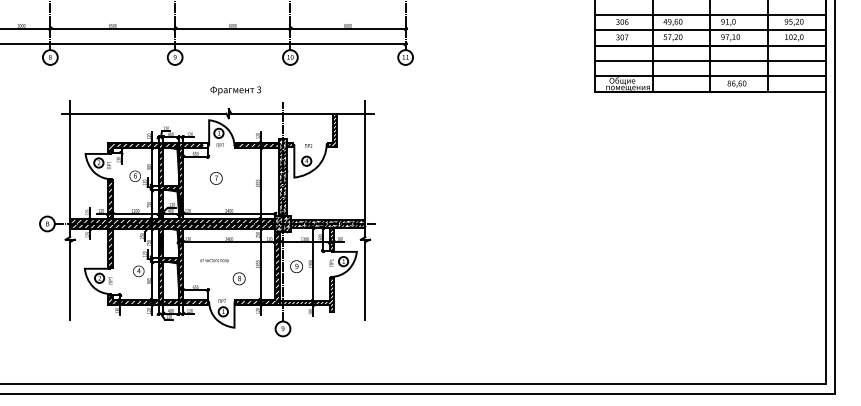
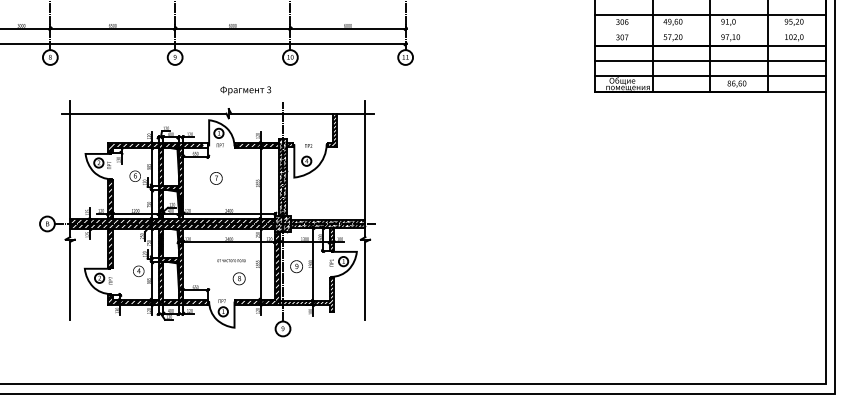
line: present -> none (710, 30)
text position: (235, 90) -> (245, 90) (245, 90)
text position: (214, 260) -> (231, 260) (231, 260)
